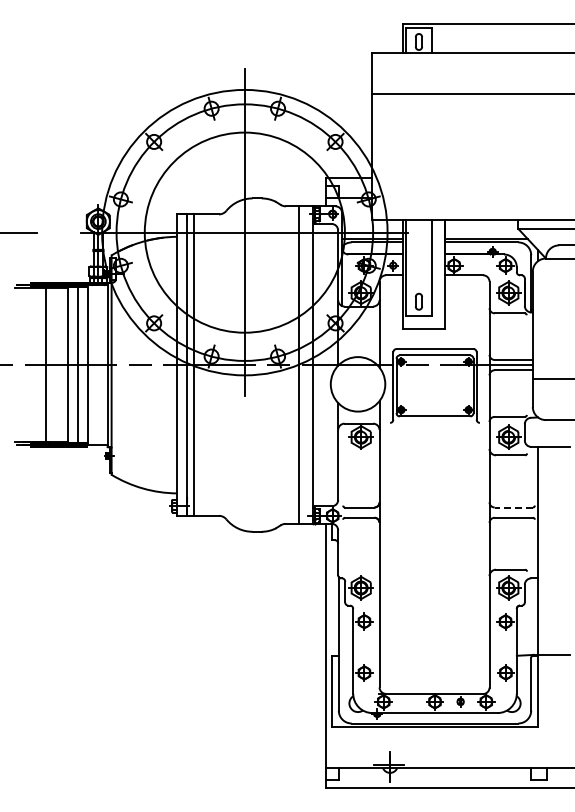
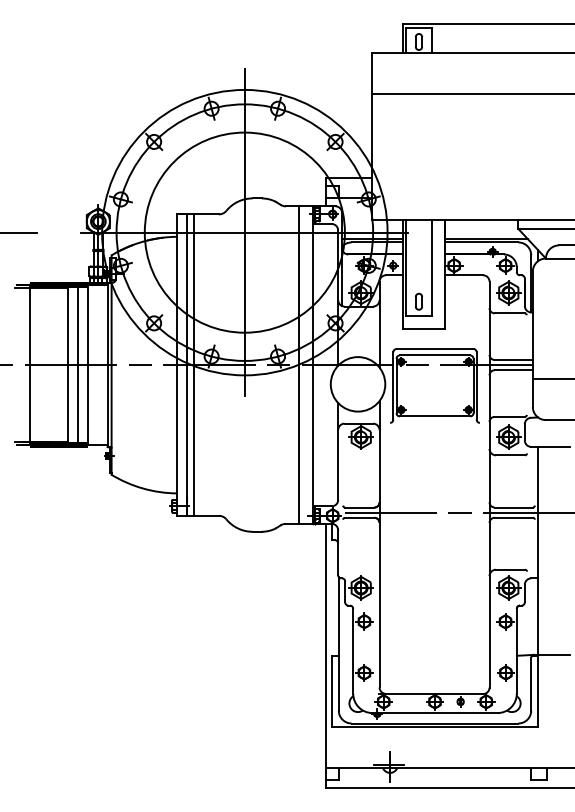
line position: (46, 364) -> (30, 364) (30, 364)
line: dashed -> solid (513, 507)
line: none -> present (457, 512)
